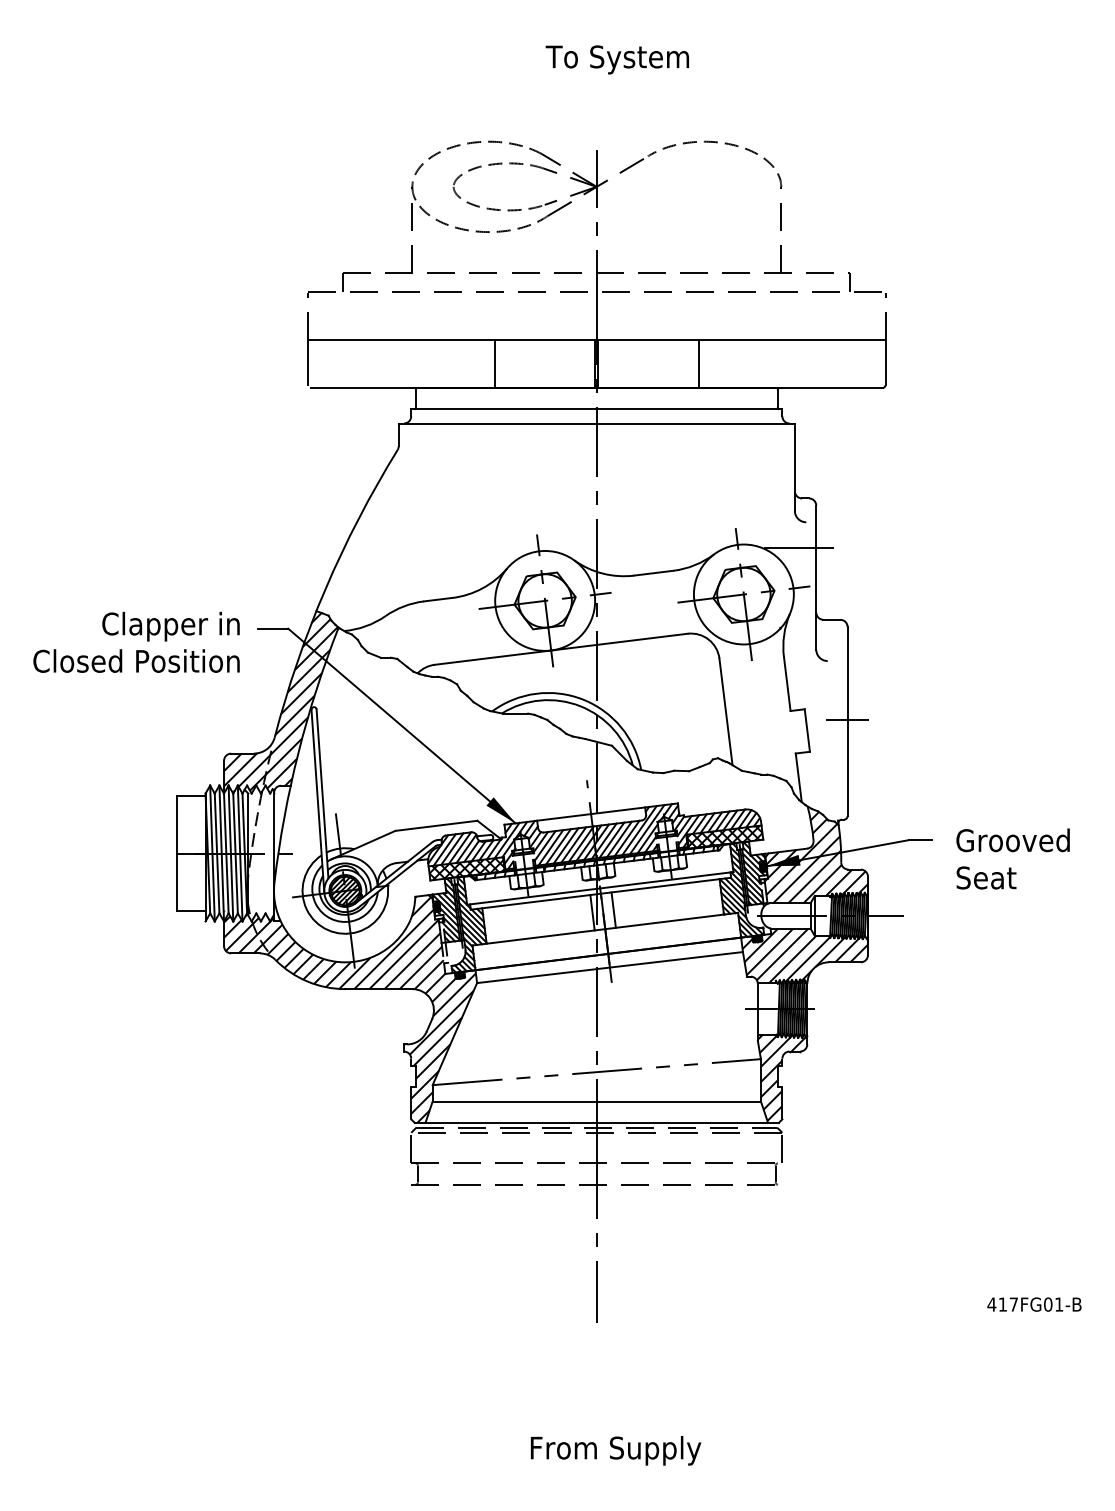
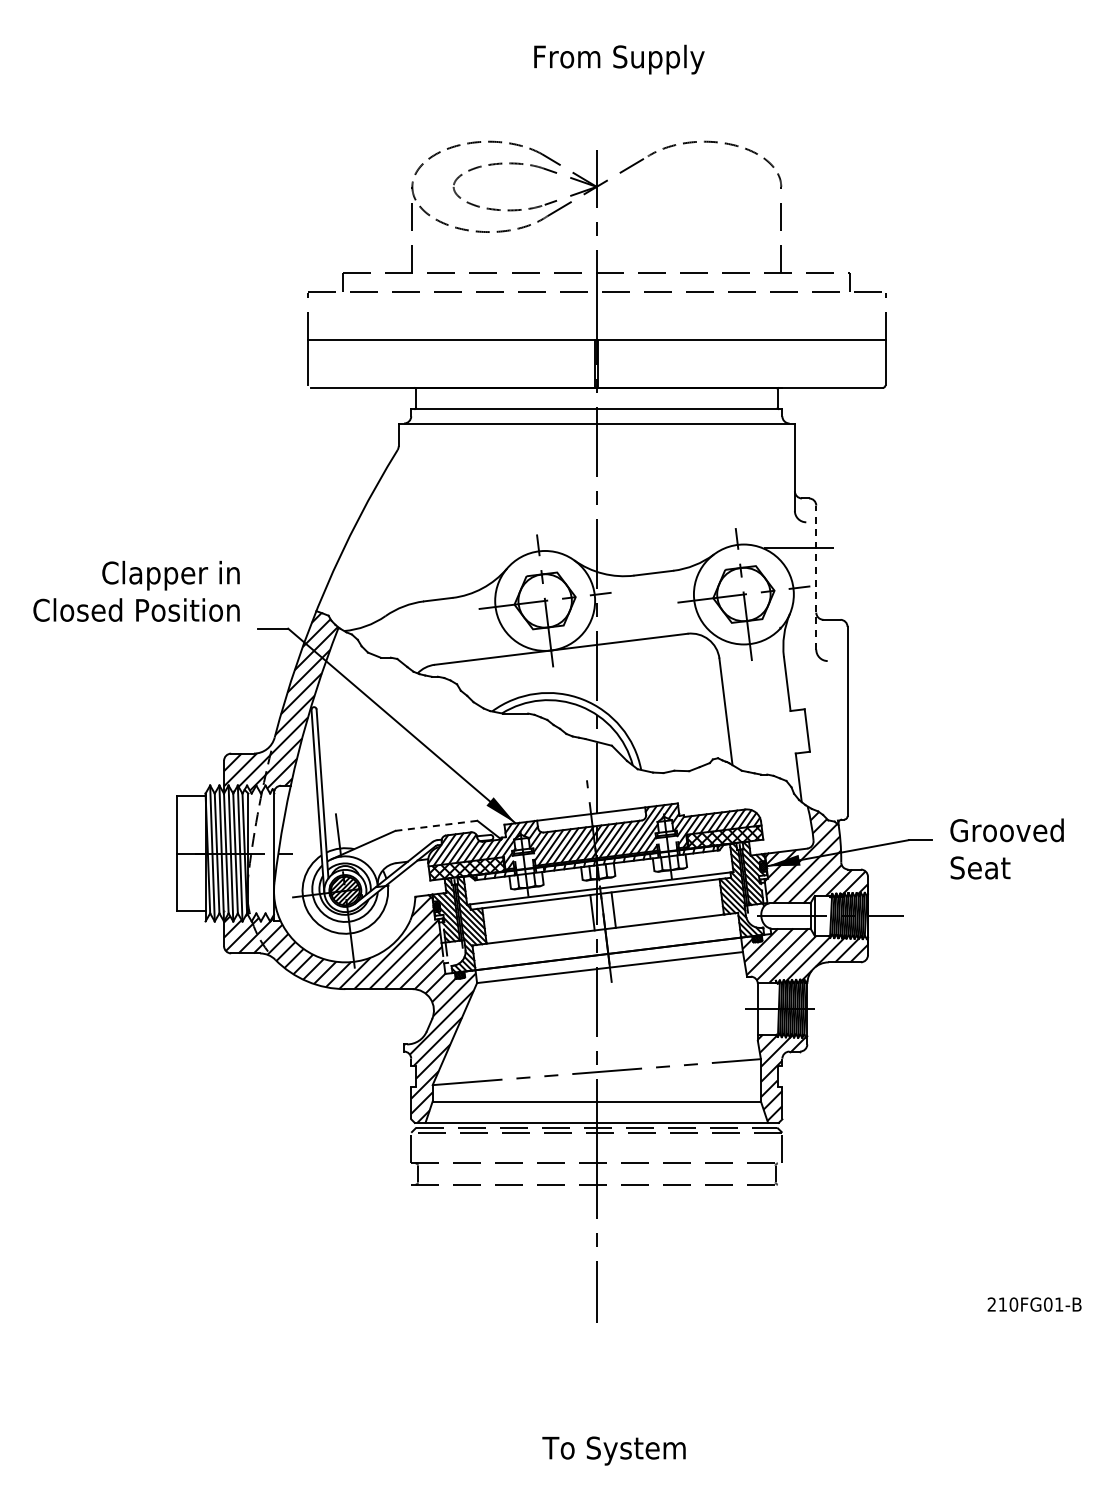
text: To System -> From Supply (619, 59)
line: present -> none (494, 363)
line: present -> none (699, 363)
line: solid -> dashed (816, 577)
text position: (136, 641) -> (136, 590) (136, 590)
line: present -> none (847, 719)
line: solid -> dashed (436, 825)
text position: (1012, 858) -> (1006, 848) (1006, 848)
text: 417FG01-B -> 210FG01-B (1002, 1304)
text: From Supply -> To System (615, 1450)
